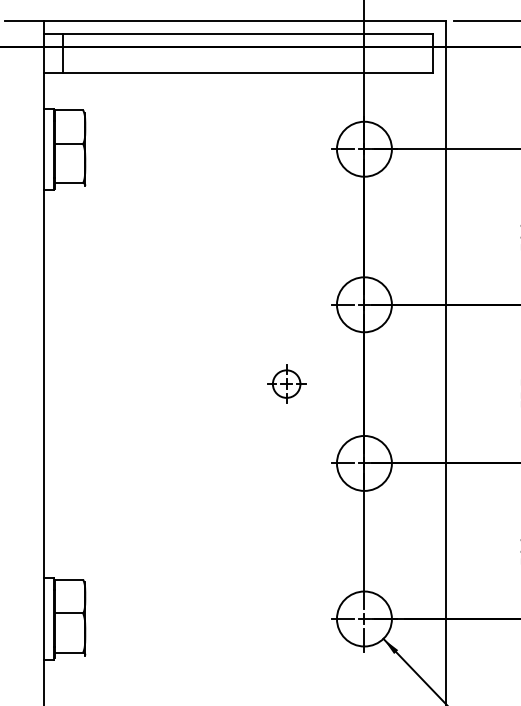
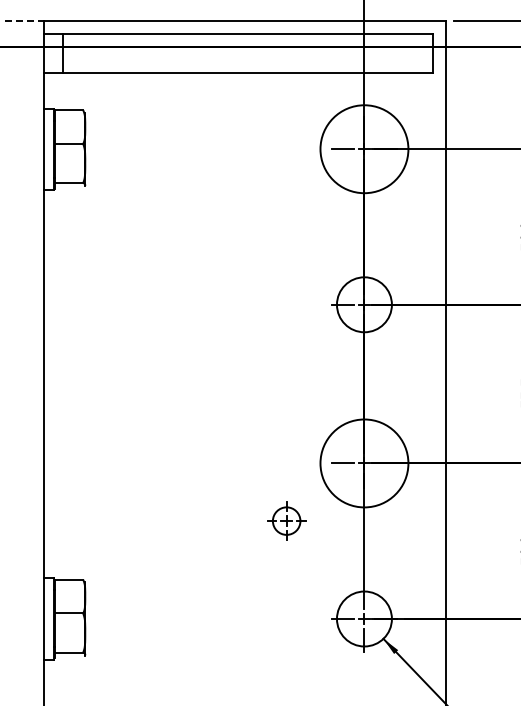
line: solid -> dashed (25, 21)
circle diameter: 55 px -> 88 px (364, 149)
part position: (286, 383) -> (286, 520) (286, 520)
circle diameter: 55 px -> 88 px (364, 463)
